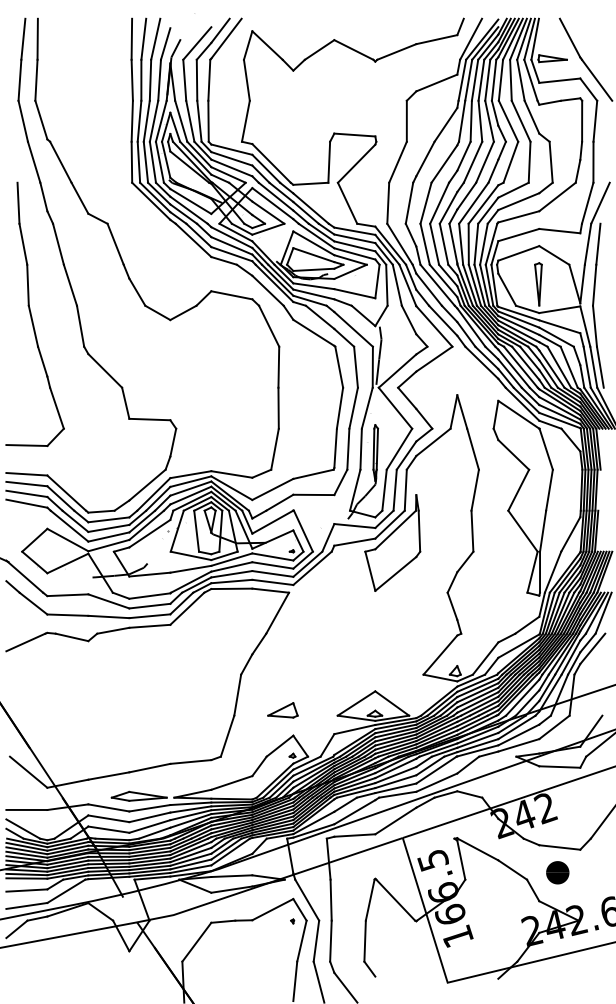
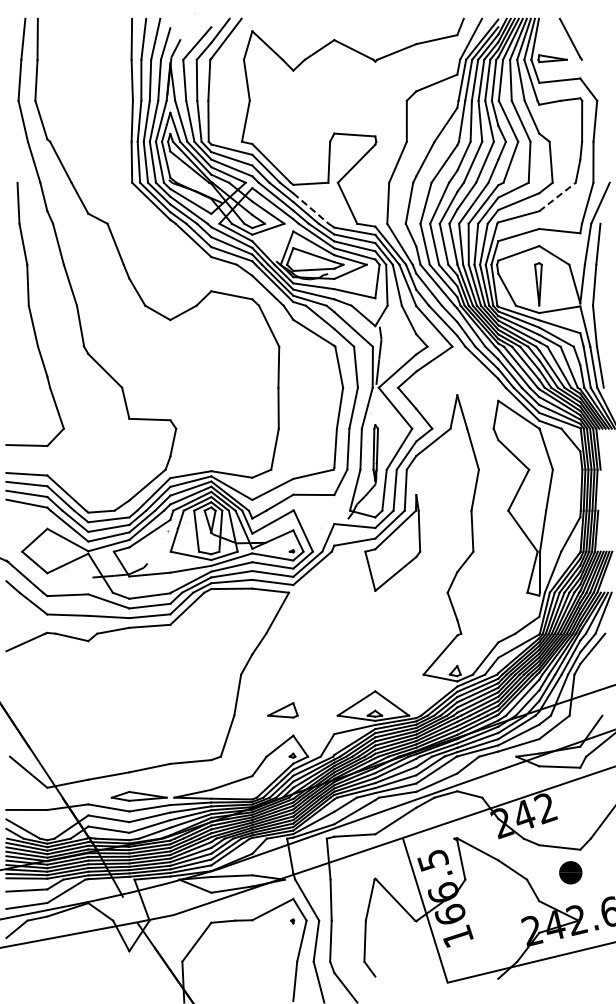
line: present -> none (596, 79)
line: solid -> dashed (557, 196)
line: solid -> dashed (311, 208)
text position: (557, 872) -> (570, 872) (570, 872)
